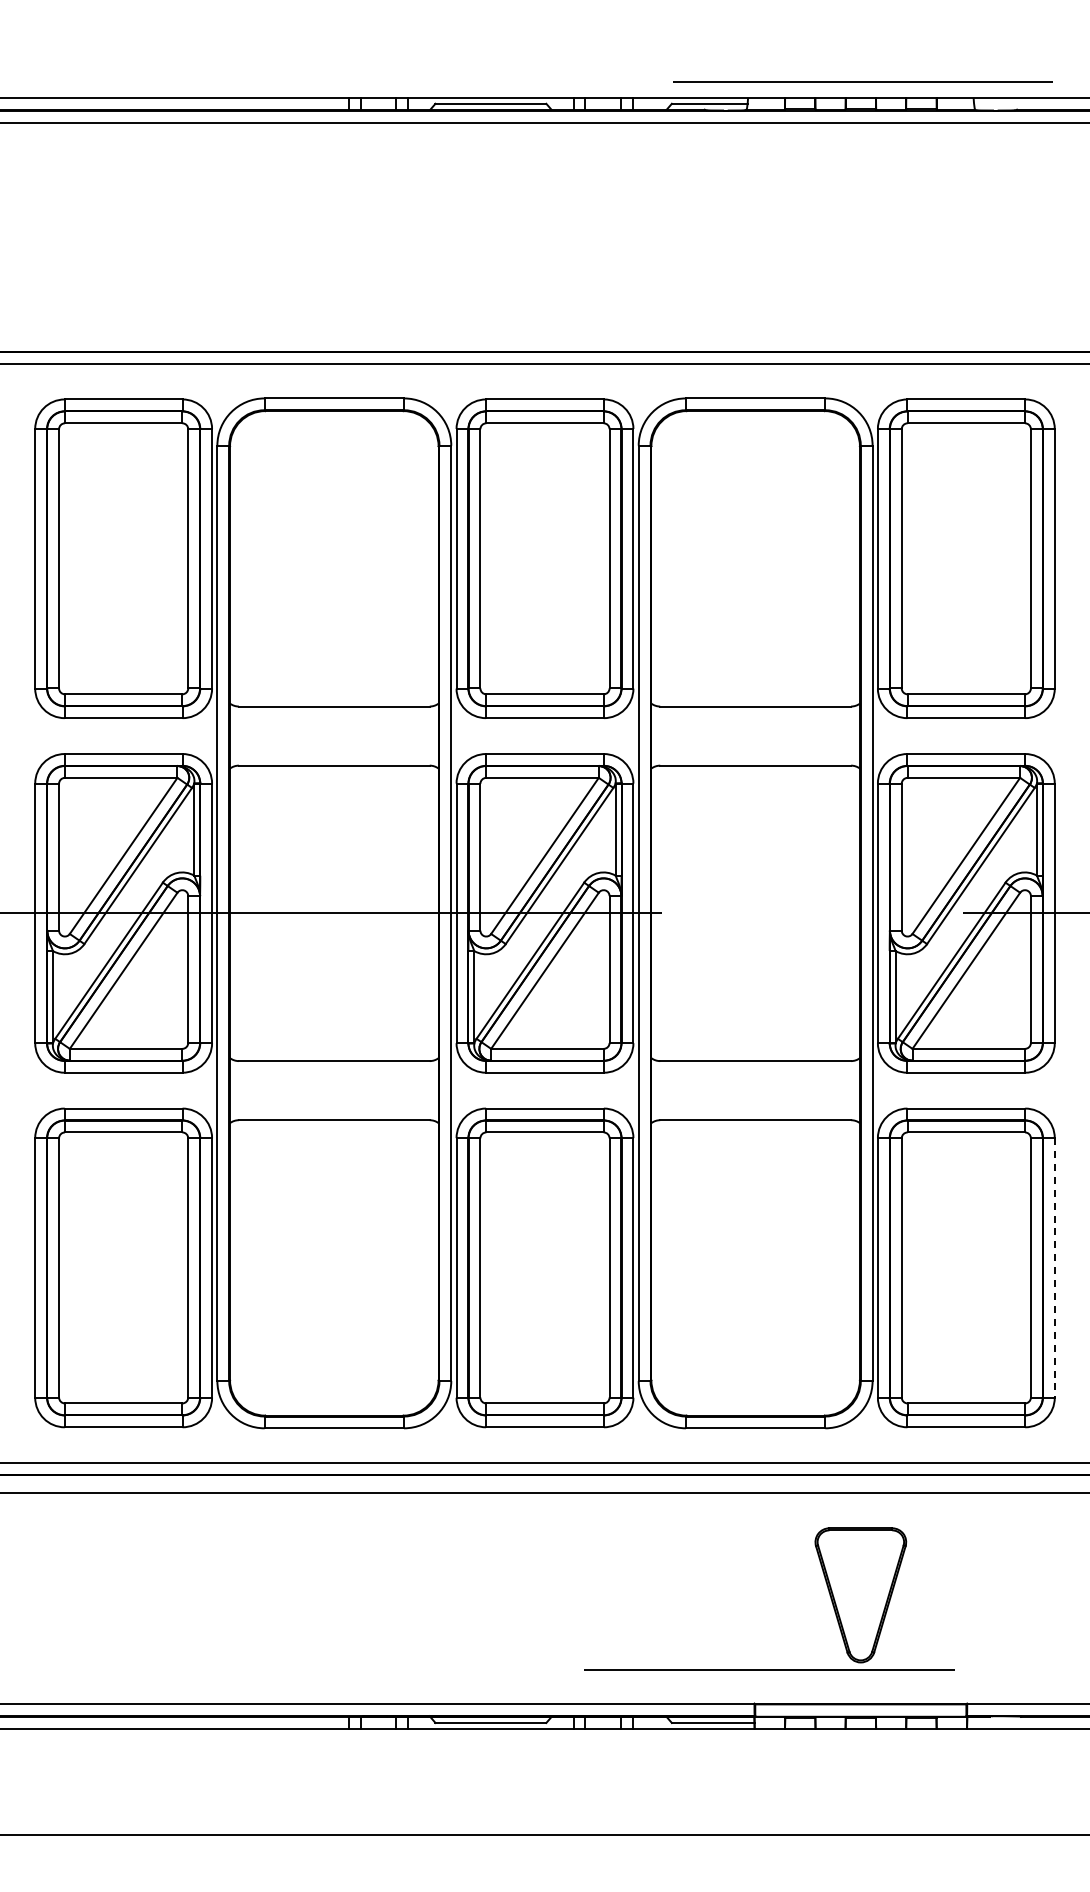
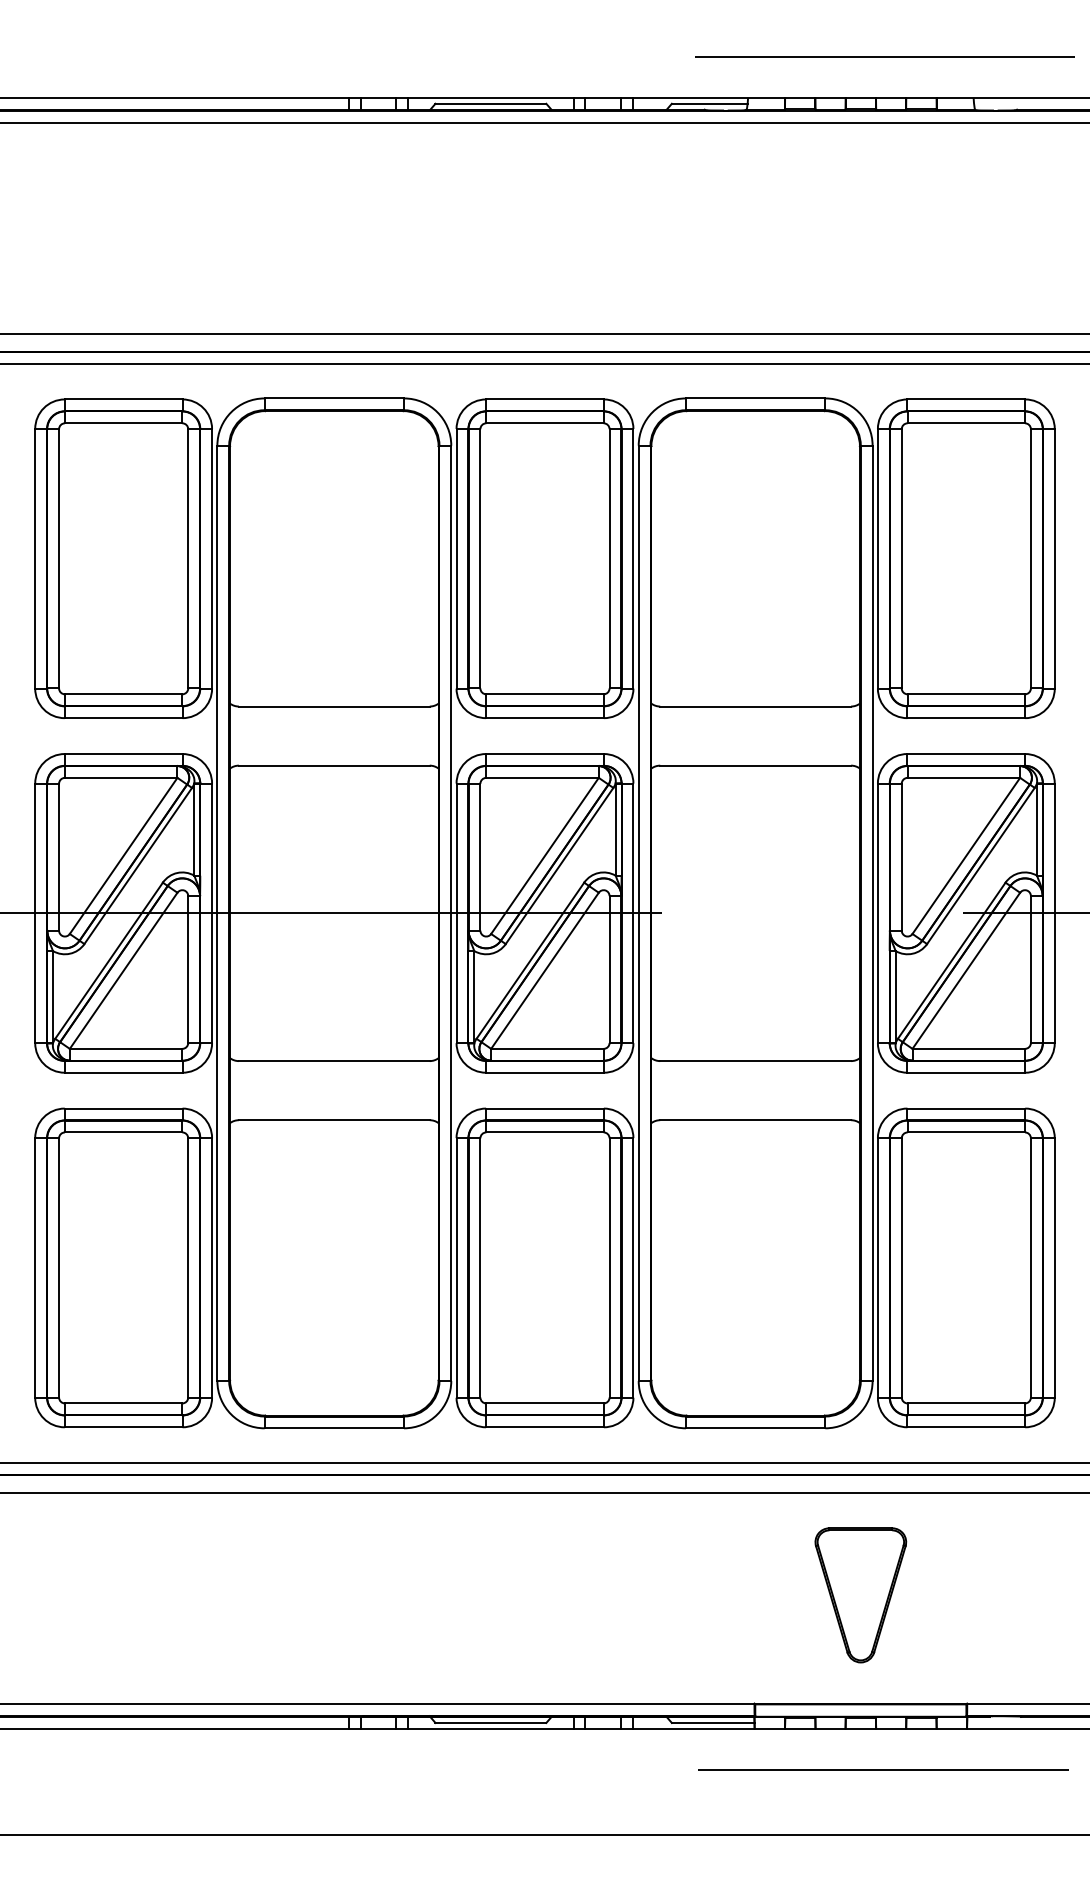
line position: (862, 81) -> (884, 56) (884, 56)
line: none -> present (544, 333)
line: dashed -> solid (1054, 1267)
line position: (769, 1669) -> (883, 1769) (883, 1769)
